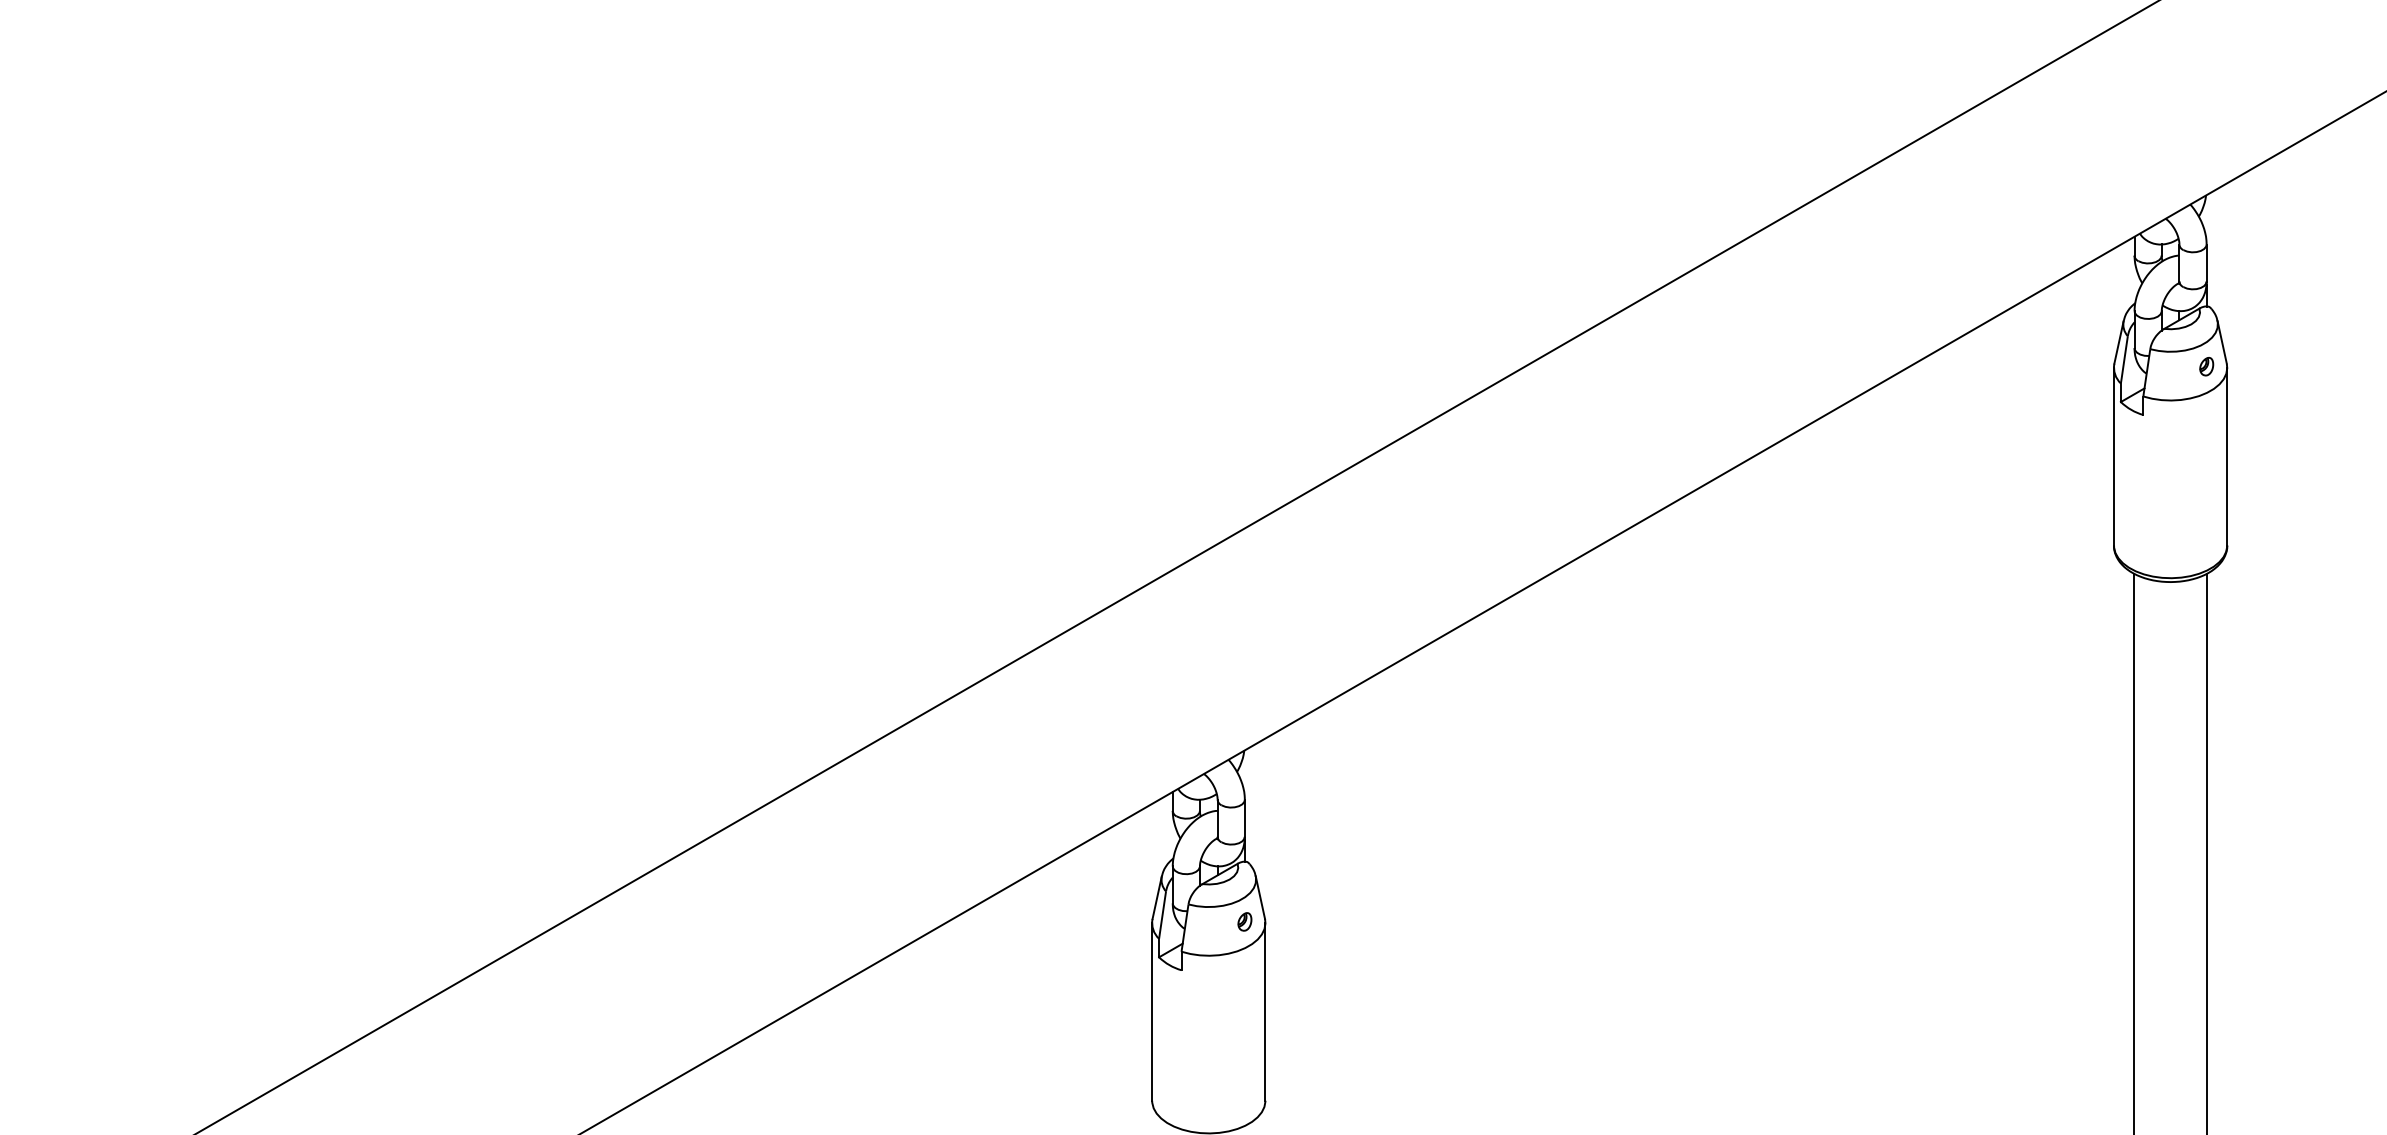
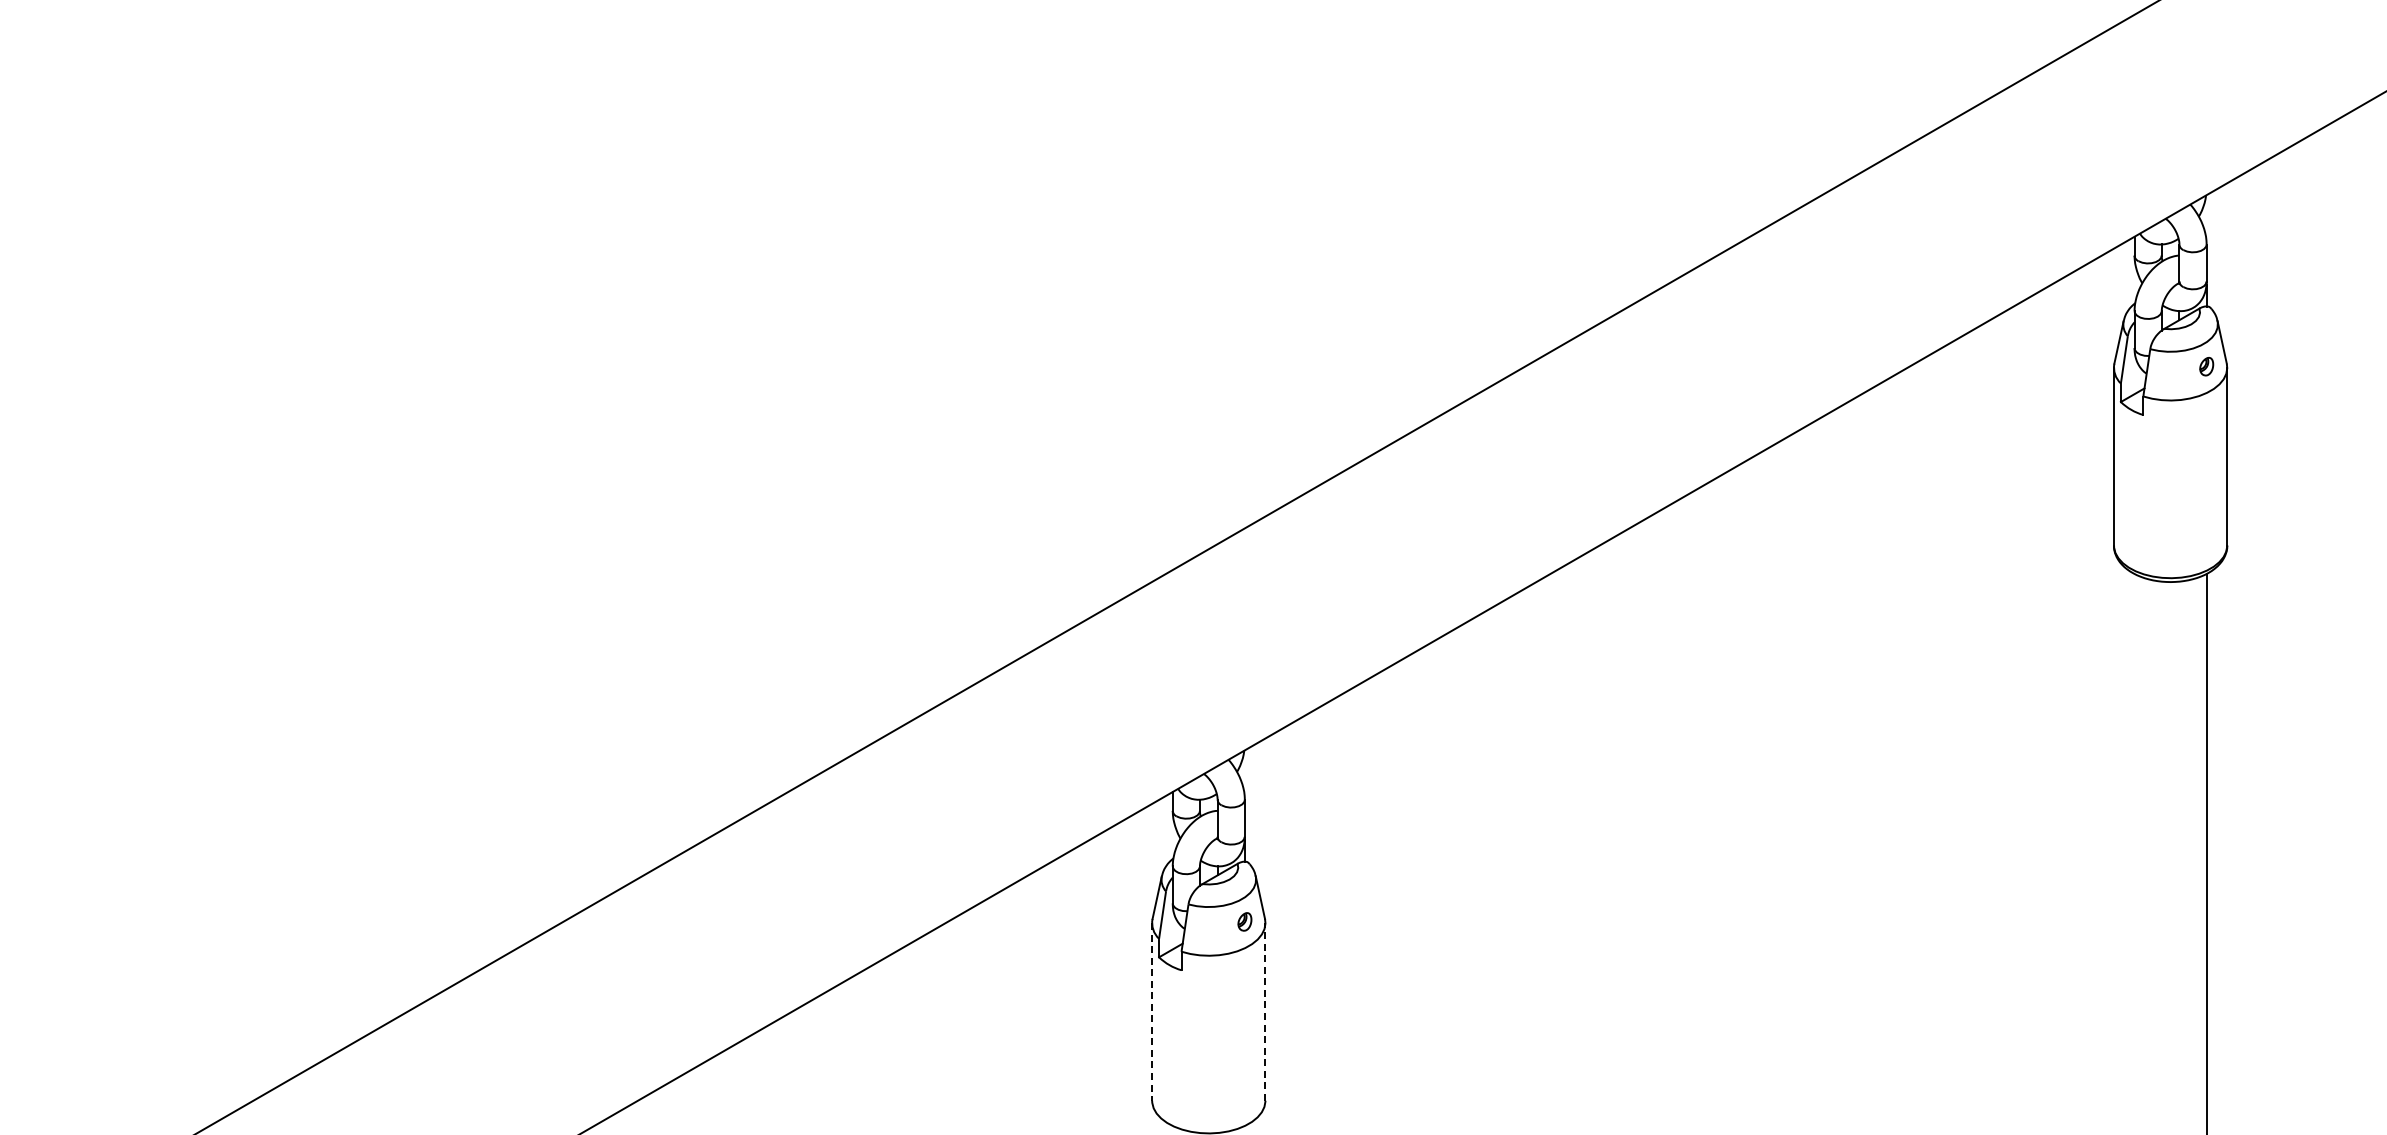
line: present -> none (2134, 852)
line: solid -> dashed (1152, 1011)
line: solid -> dashed (1265, 1011)
